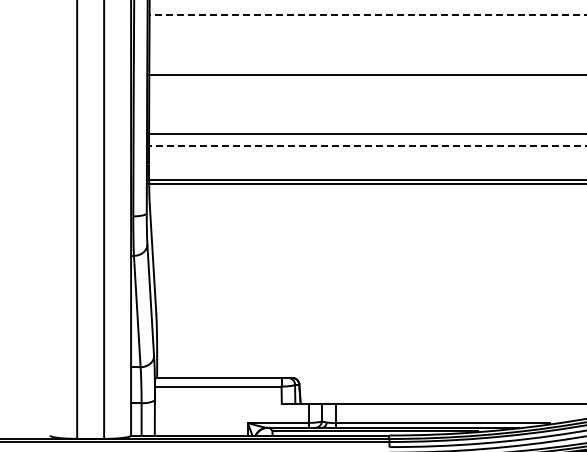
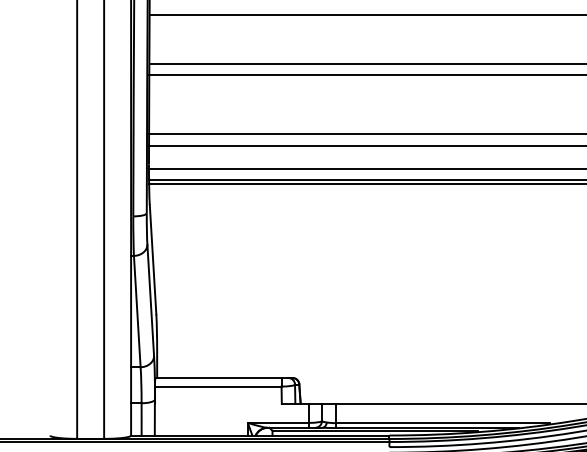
line: dashed -> solid (367, 14)
line: none -> present (366, 64)
line: dashed -> solid (367, 146)
line: none -> present (366, 169)
